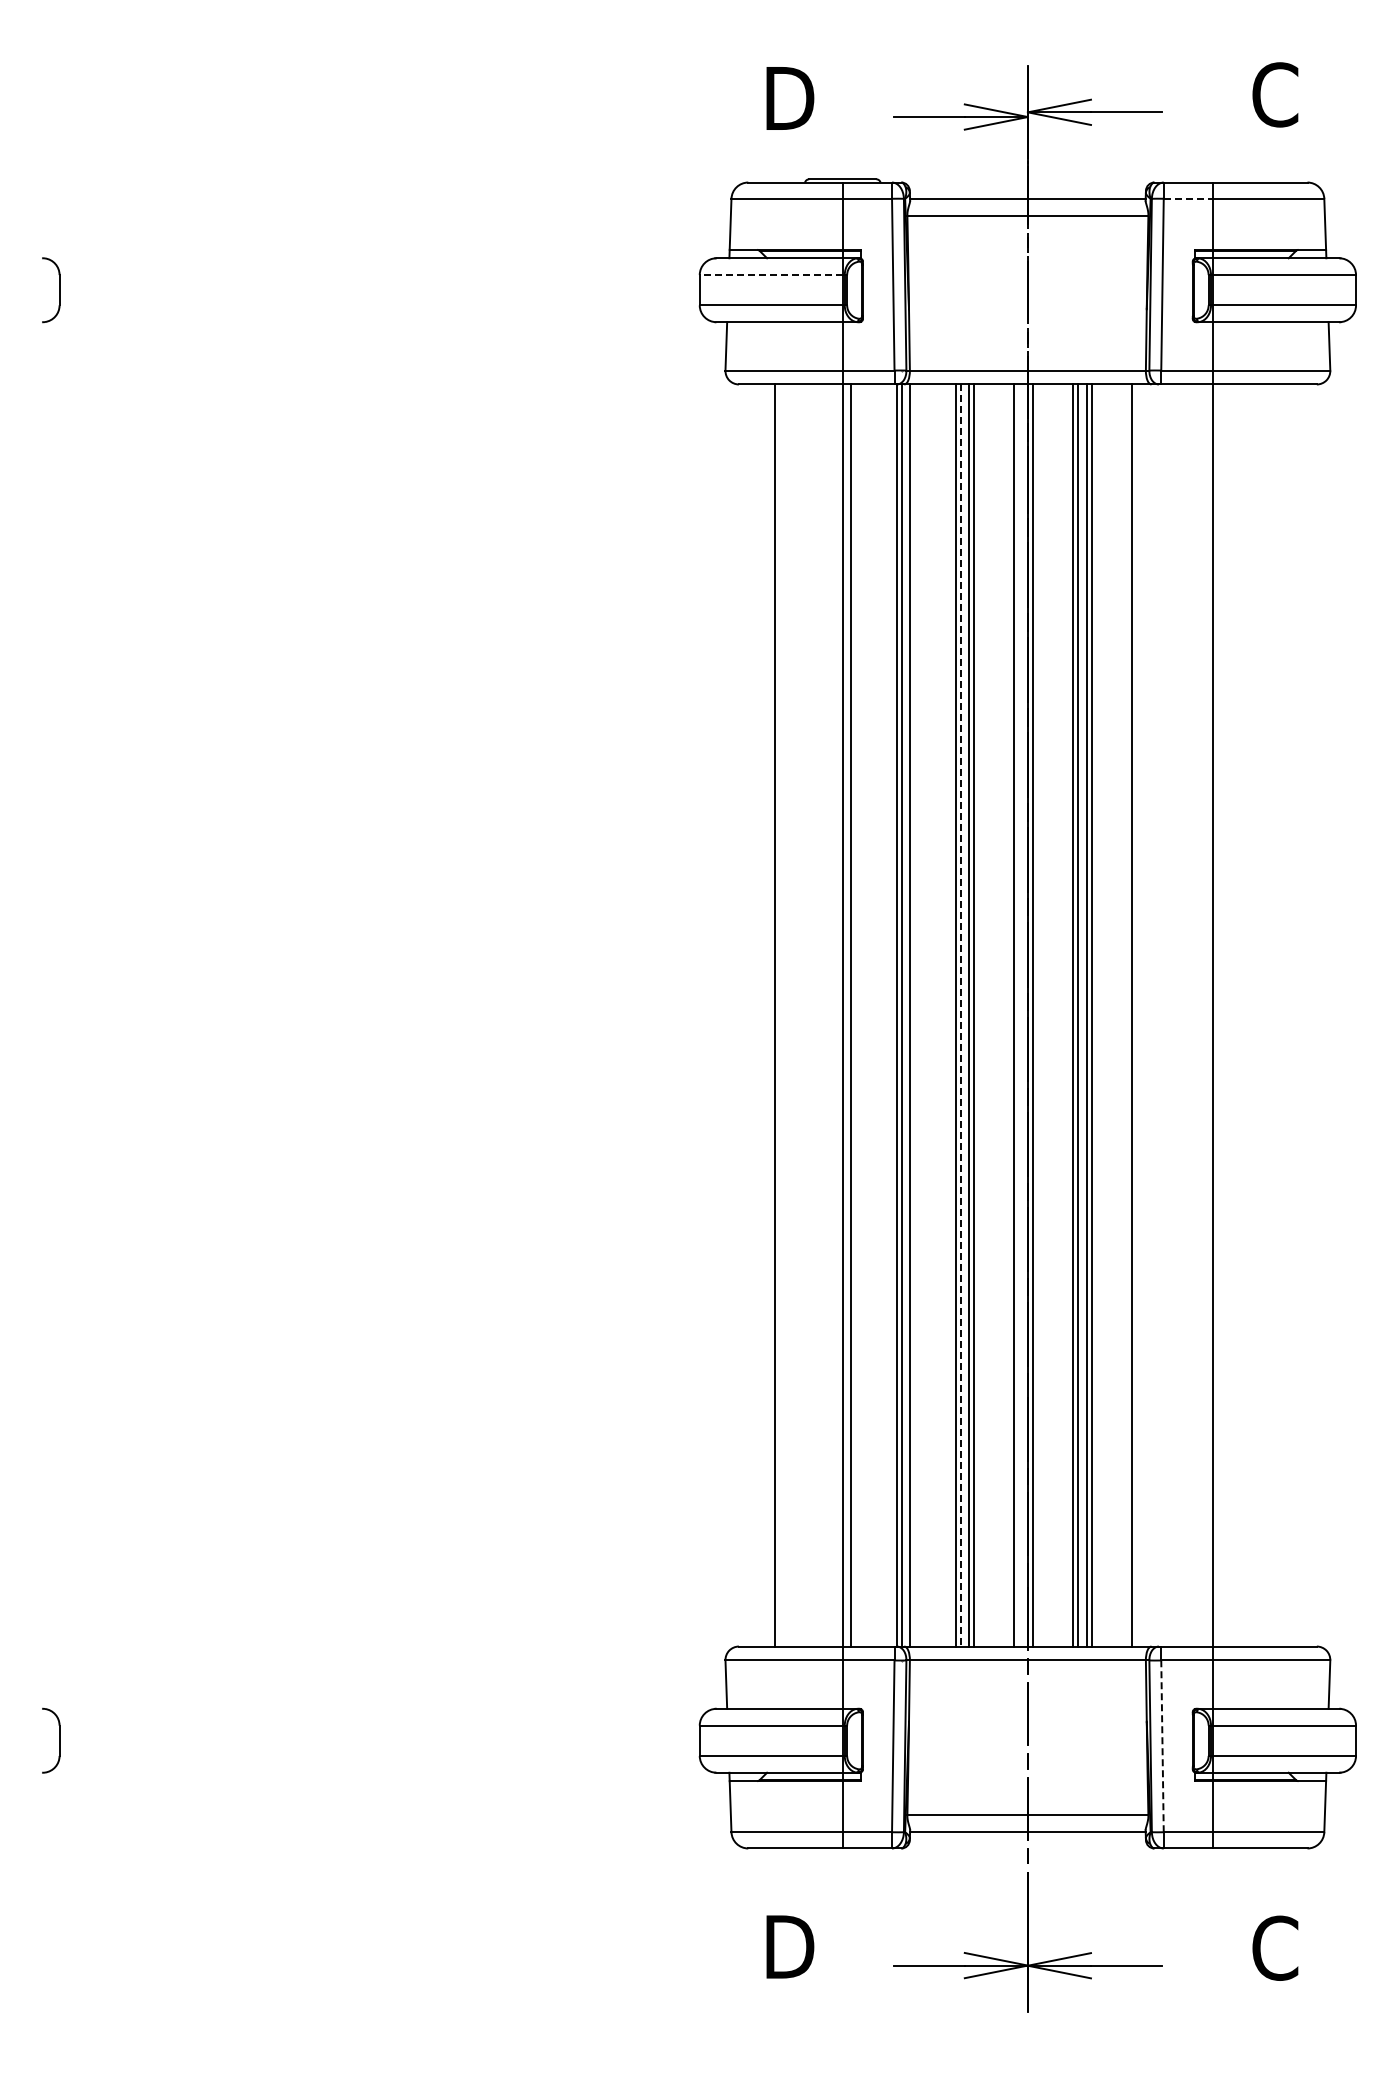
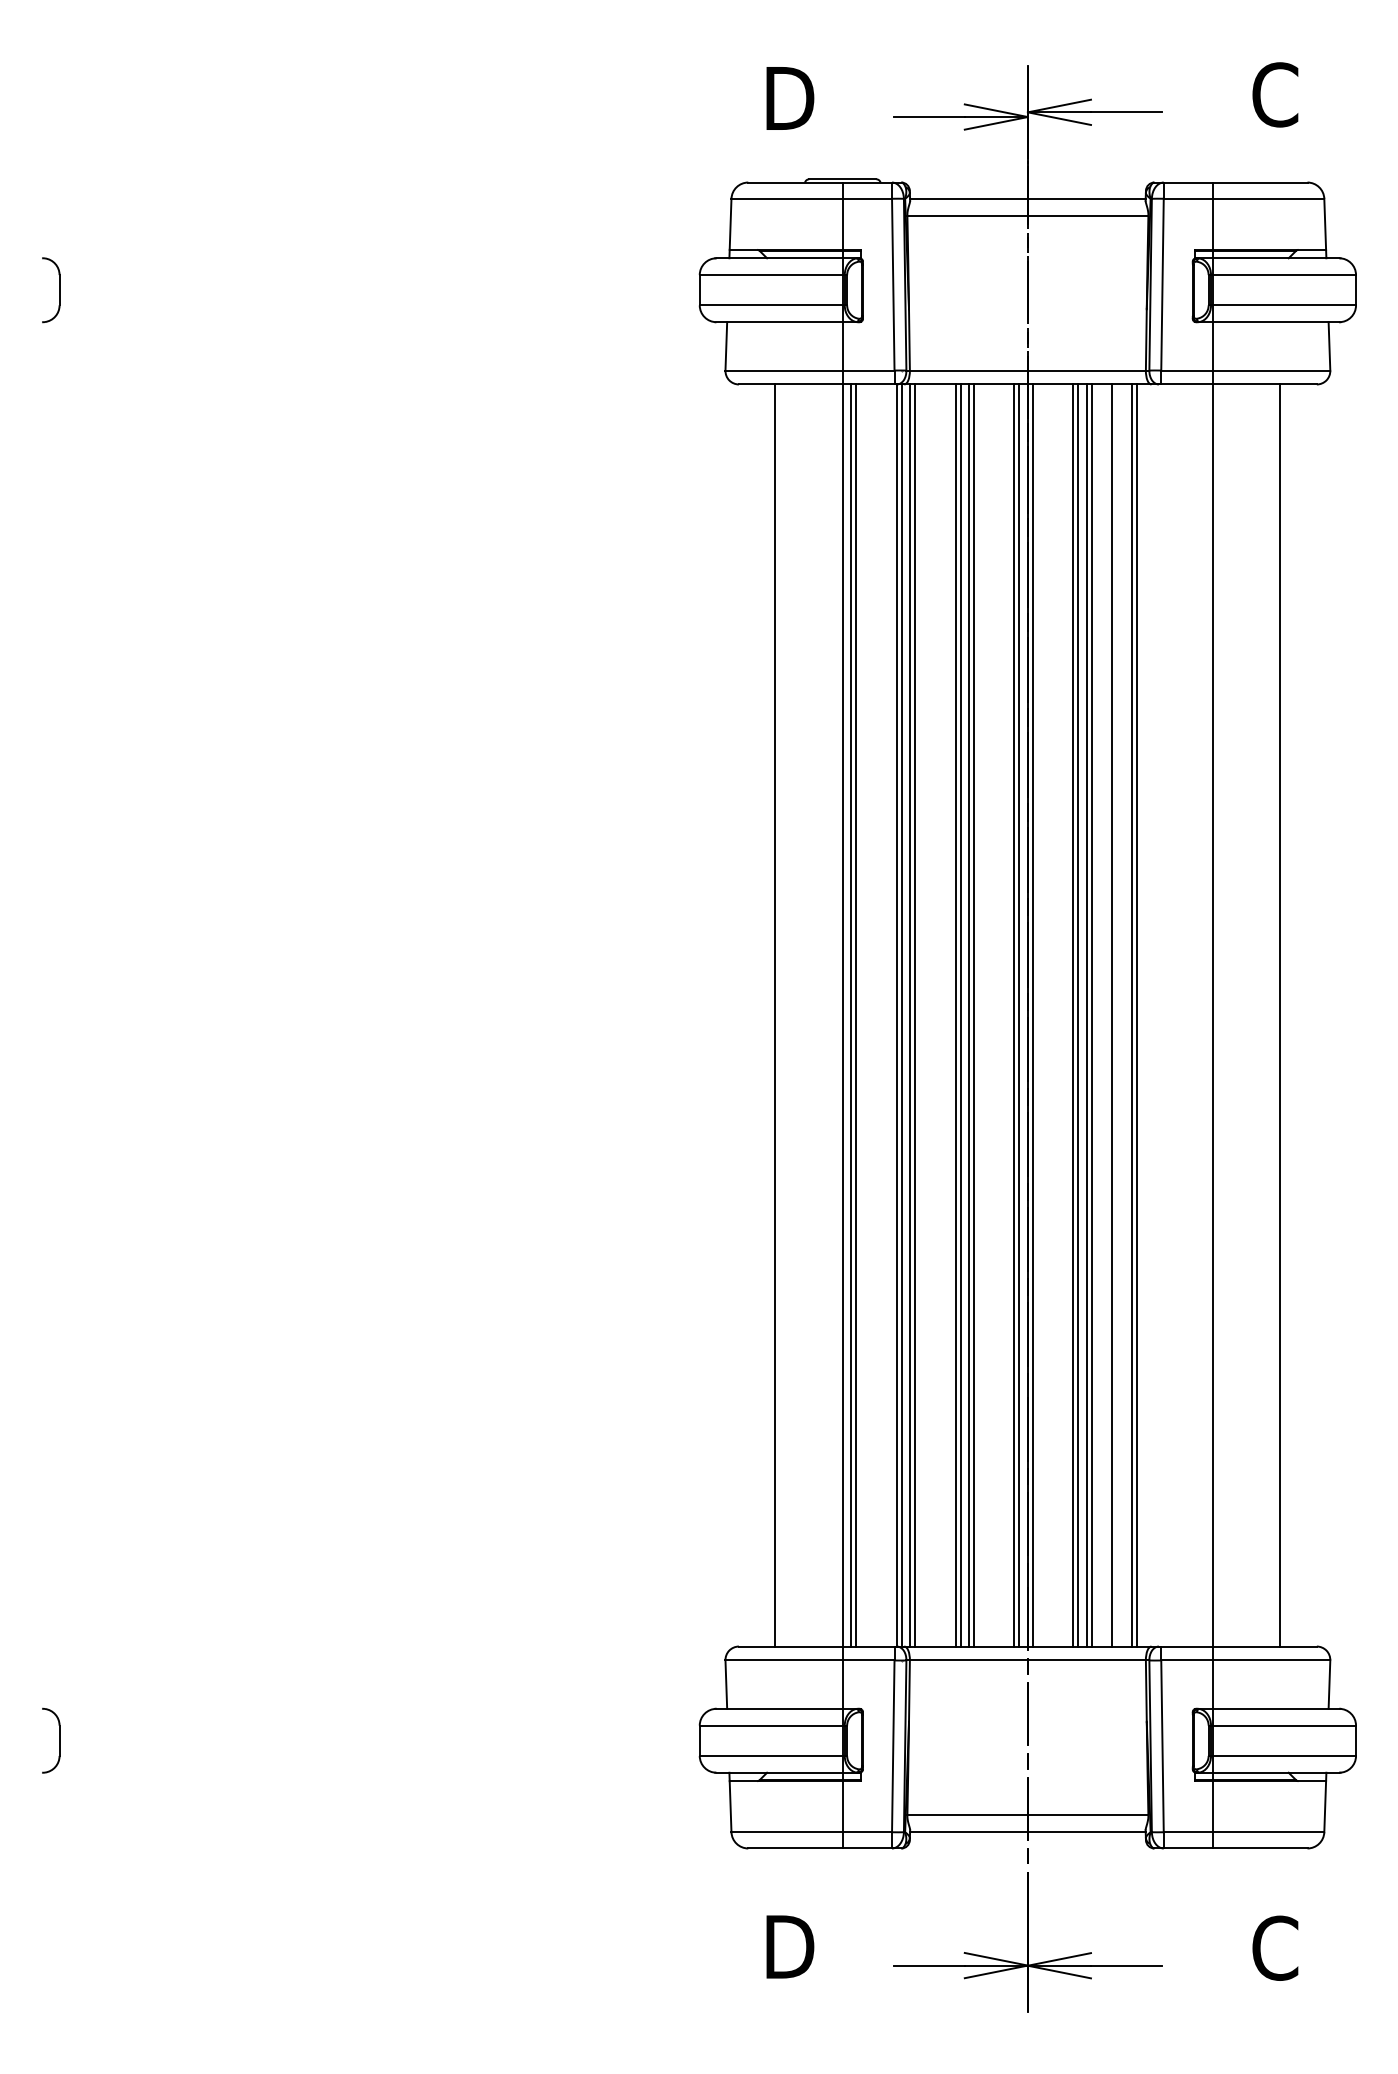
line: dashed -> solid (1188, 198)
line: dashed -> solid (771, 275)
line: none -> present (856, 1015)
line: none -> present (915, 1015)
line: none -> present (1019, 1015)
line: none -> present (1112, 1015)
line: none -> present (1137, 1015)
line: none -> present (1280, 1015)
line: dashed -> solid (960, 1016)
line: dashed -> solid (1162, 1746)
